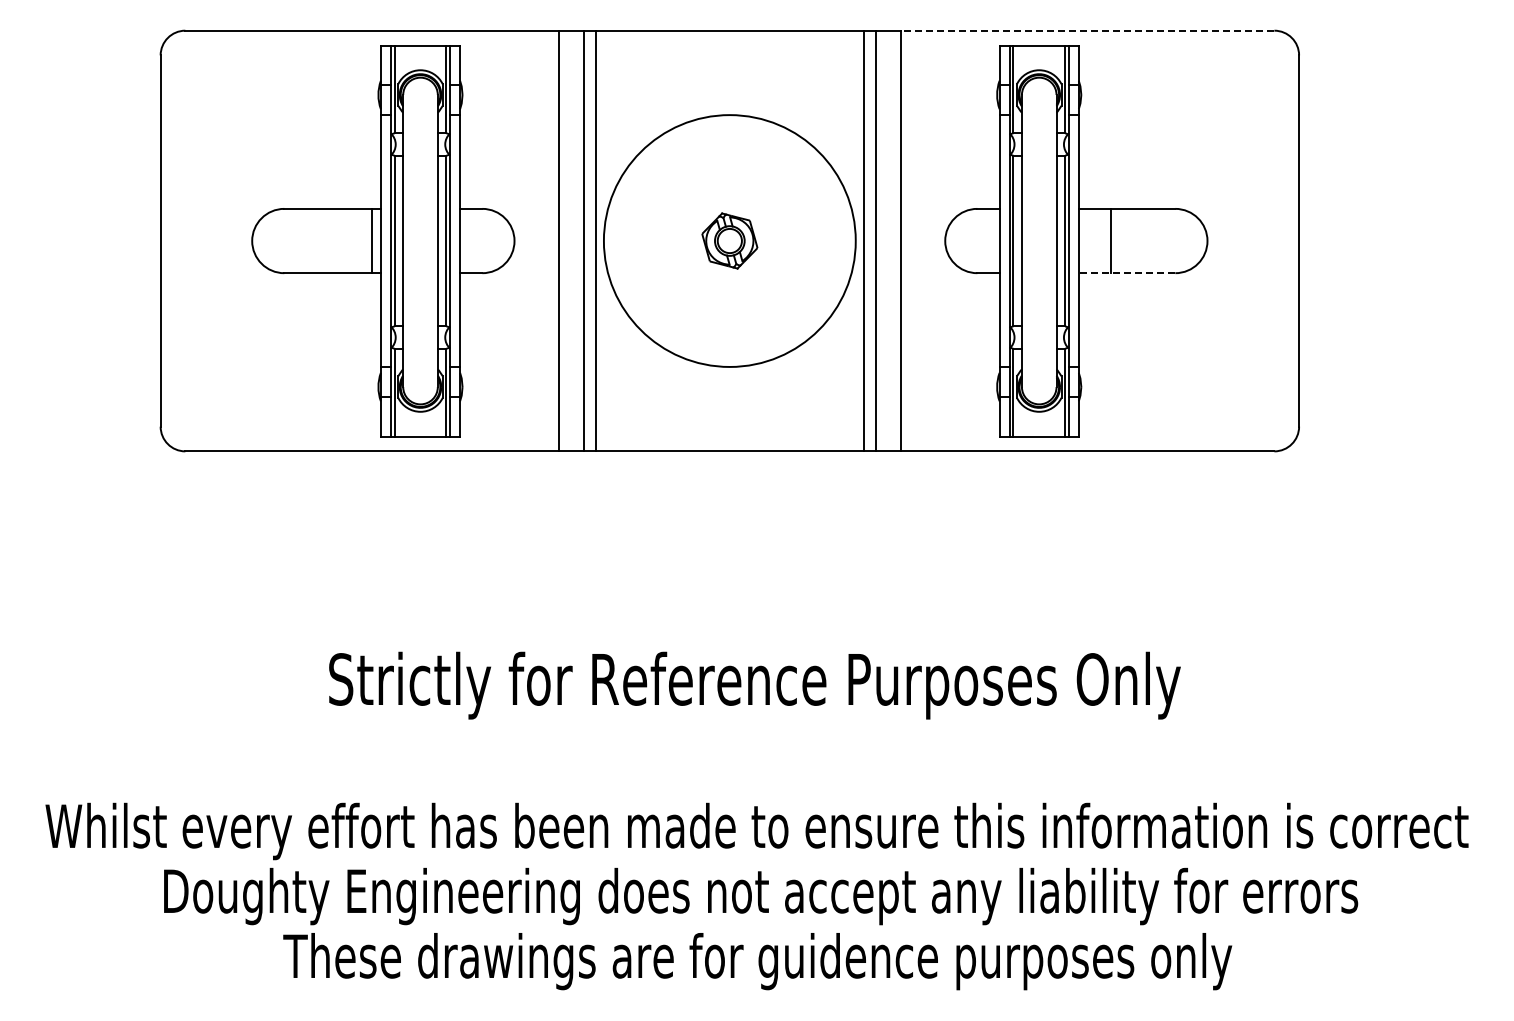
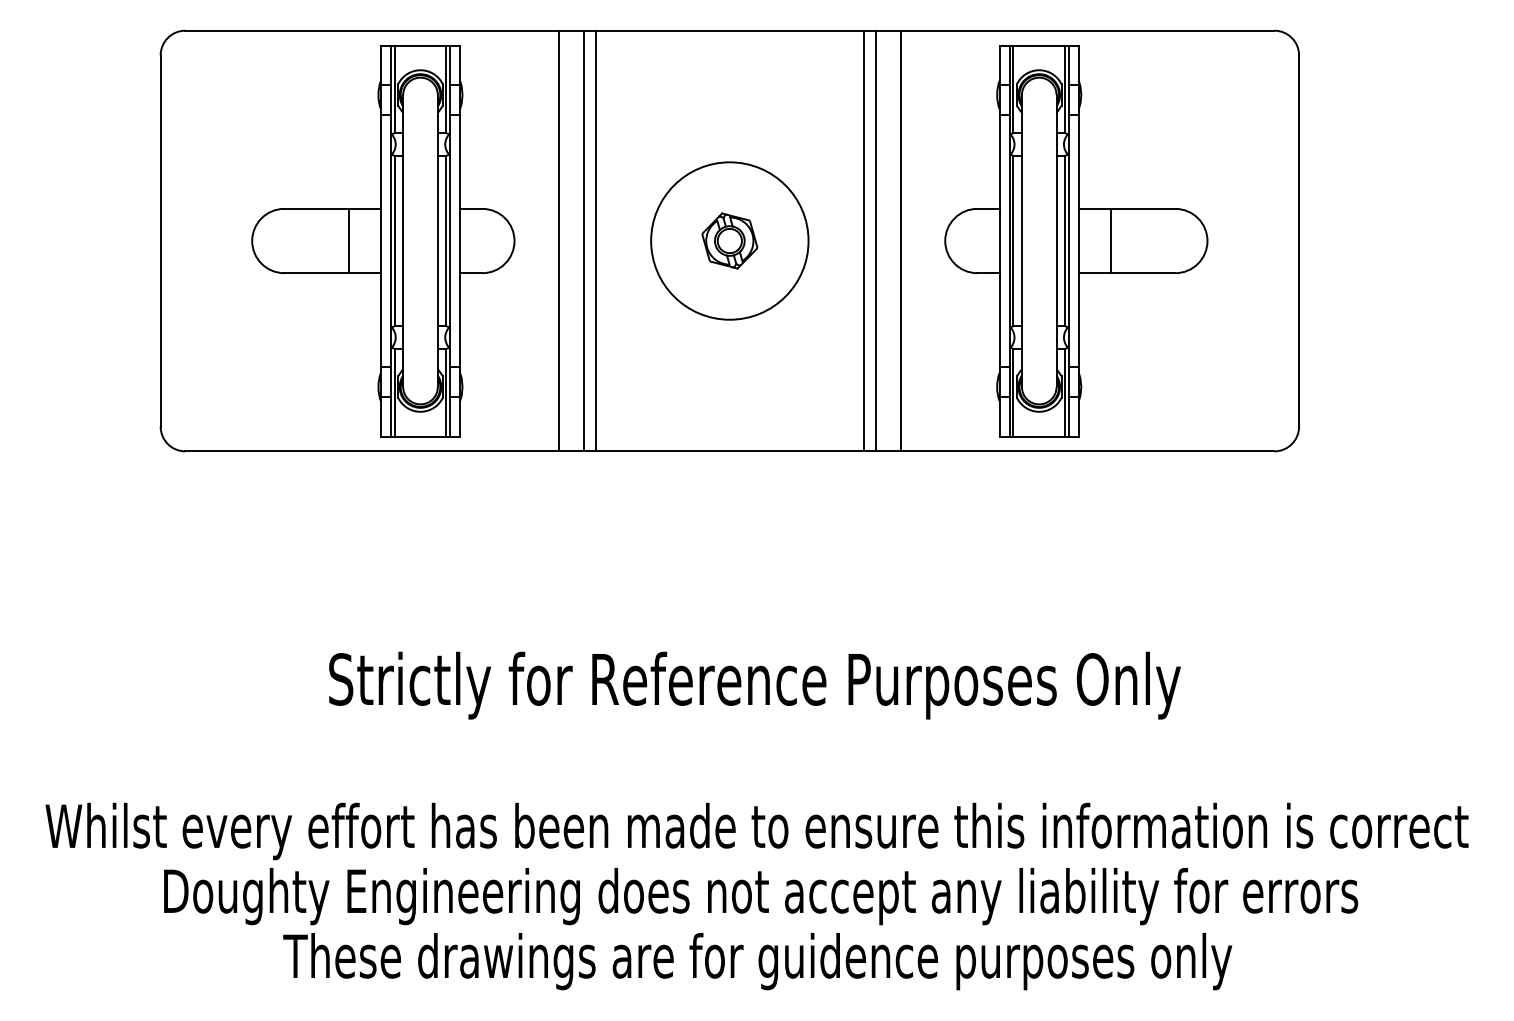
line: dashed -> solid (1087, 30)
line position: (371, 240) -> (348, 240) (348, 240)
circle diameter: 252 px -> 157 px (729, 240)
line: dashed -> solid (1126, 273)
